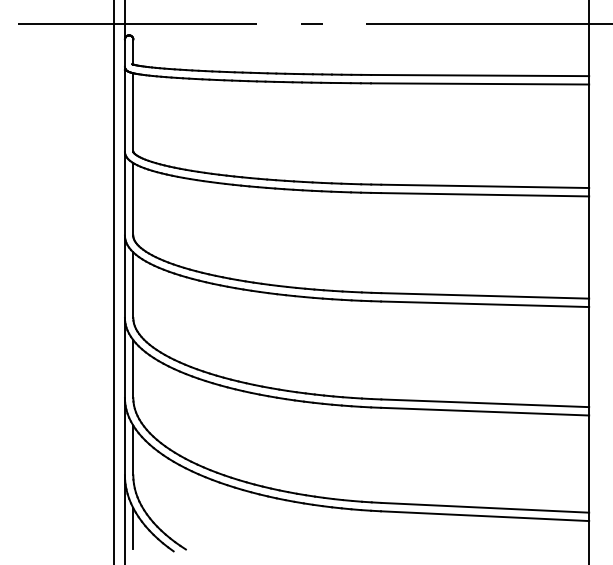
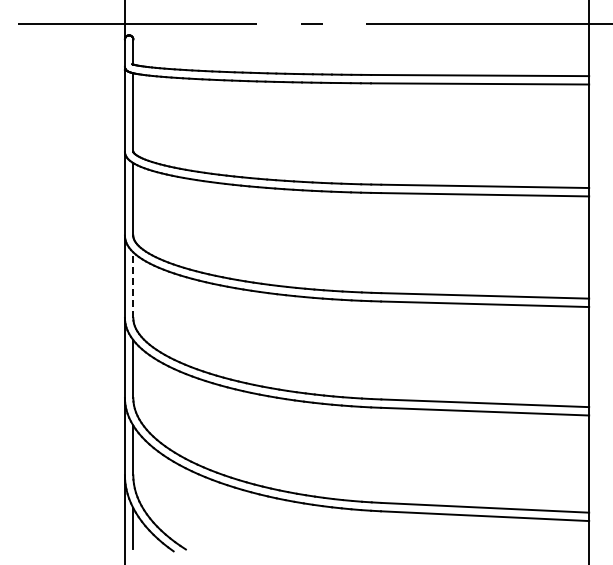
line: present -> none (114, 281)
line: solid -> dashed (133, 285)
